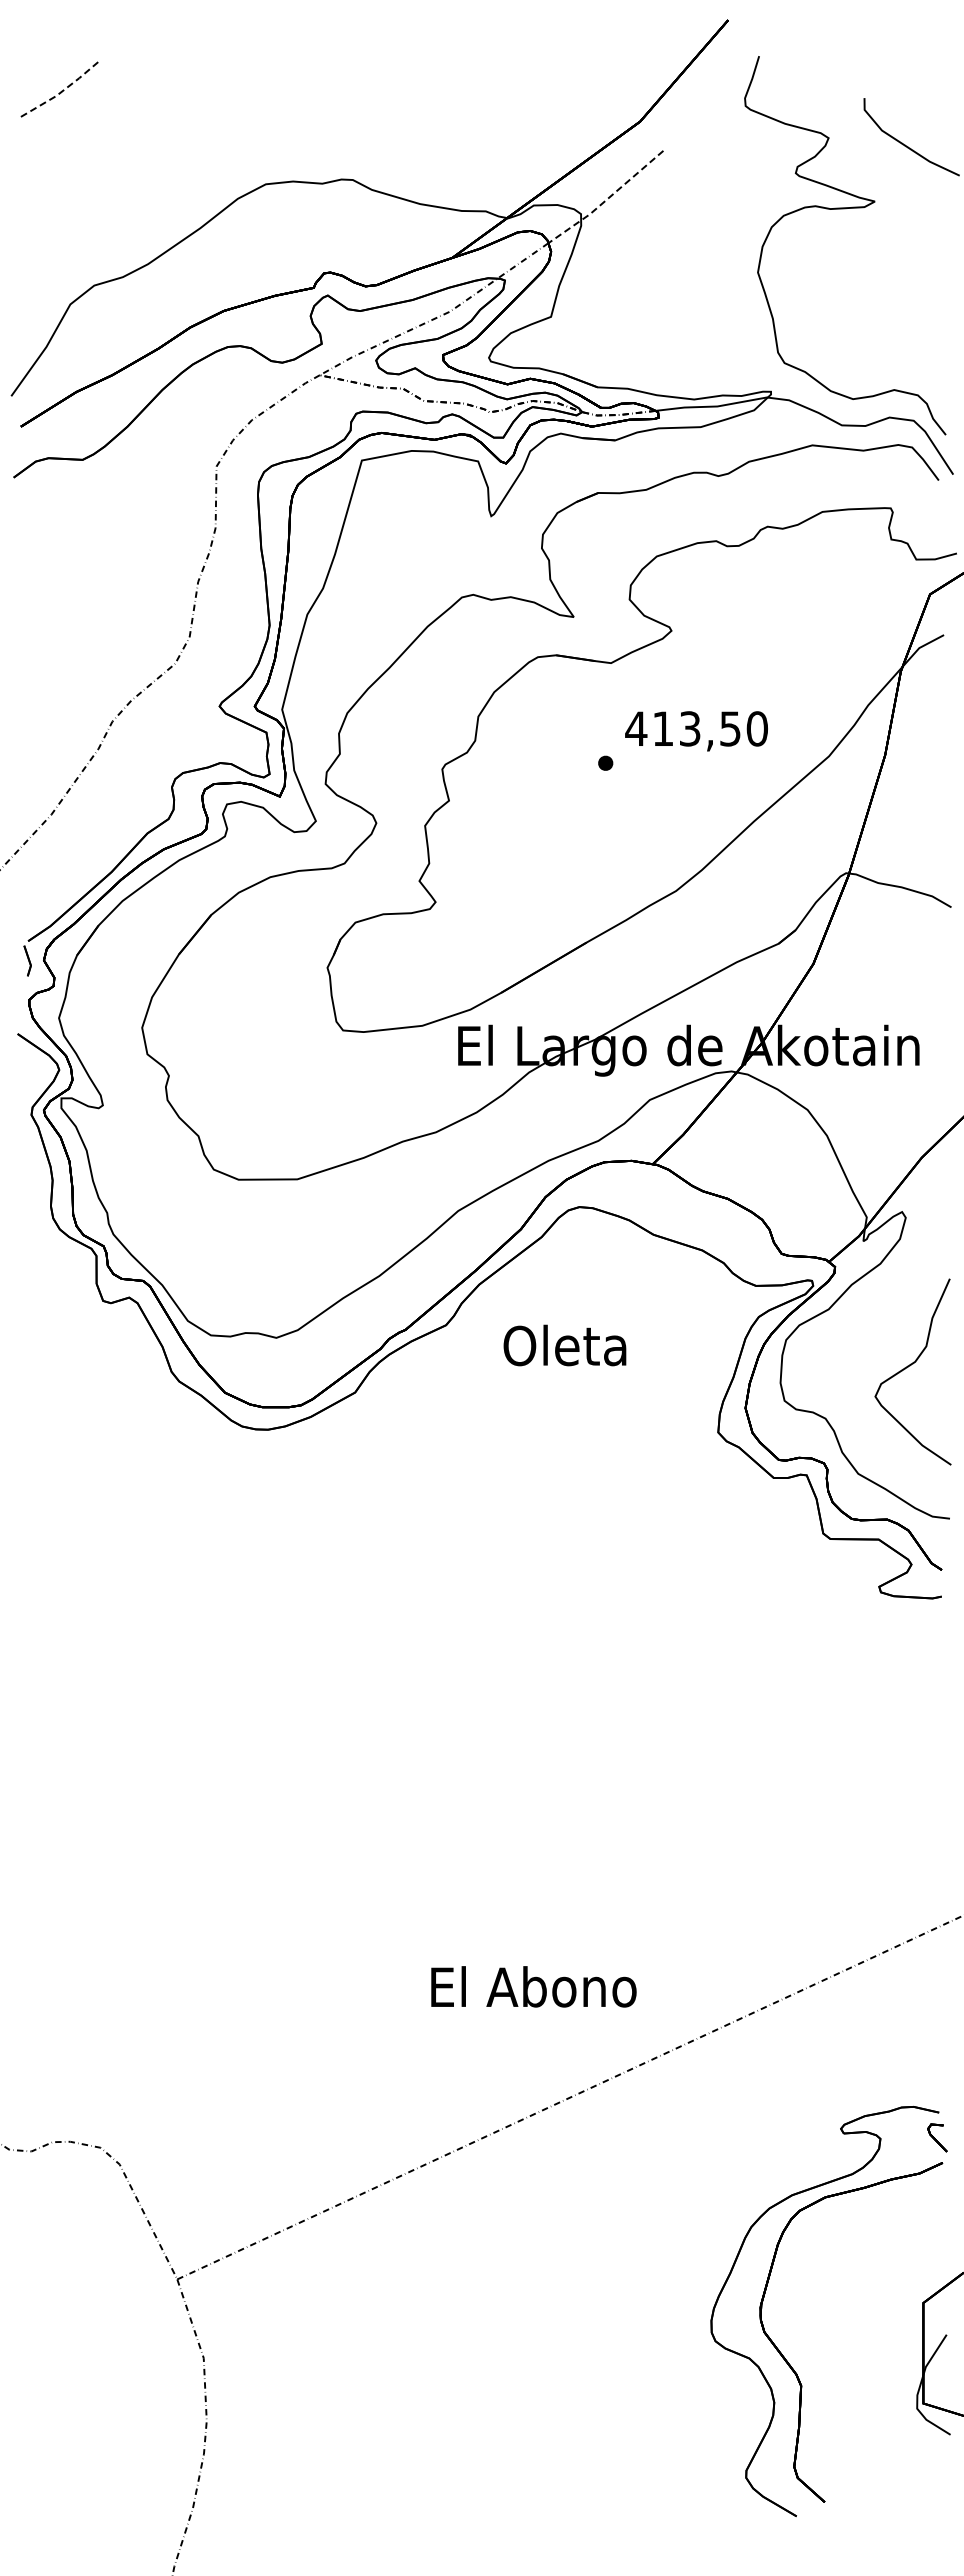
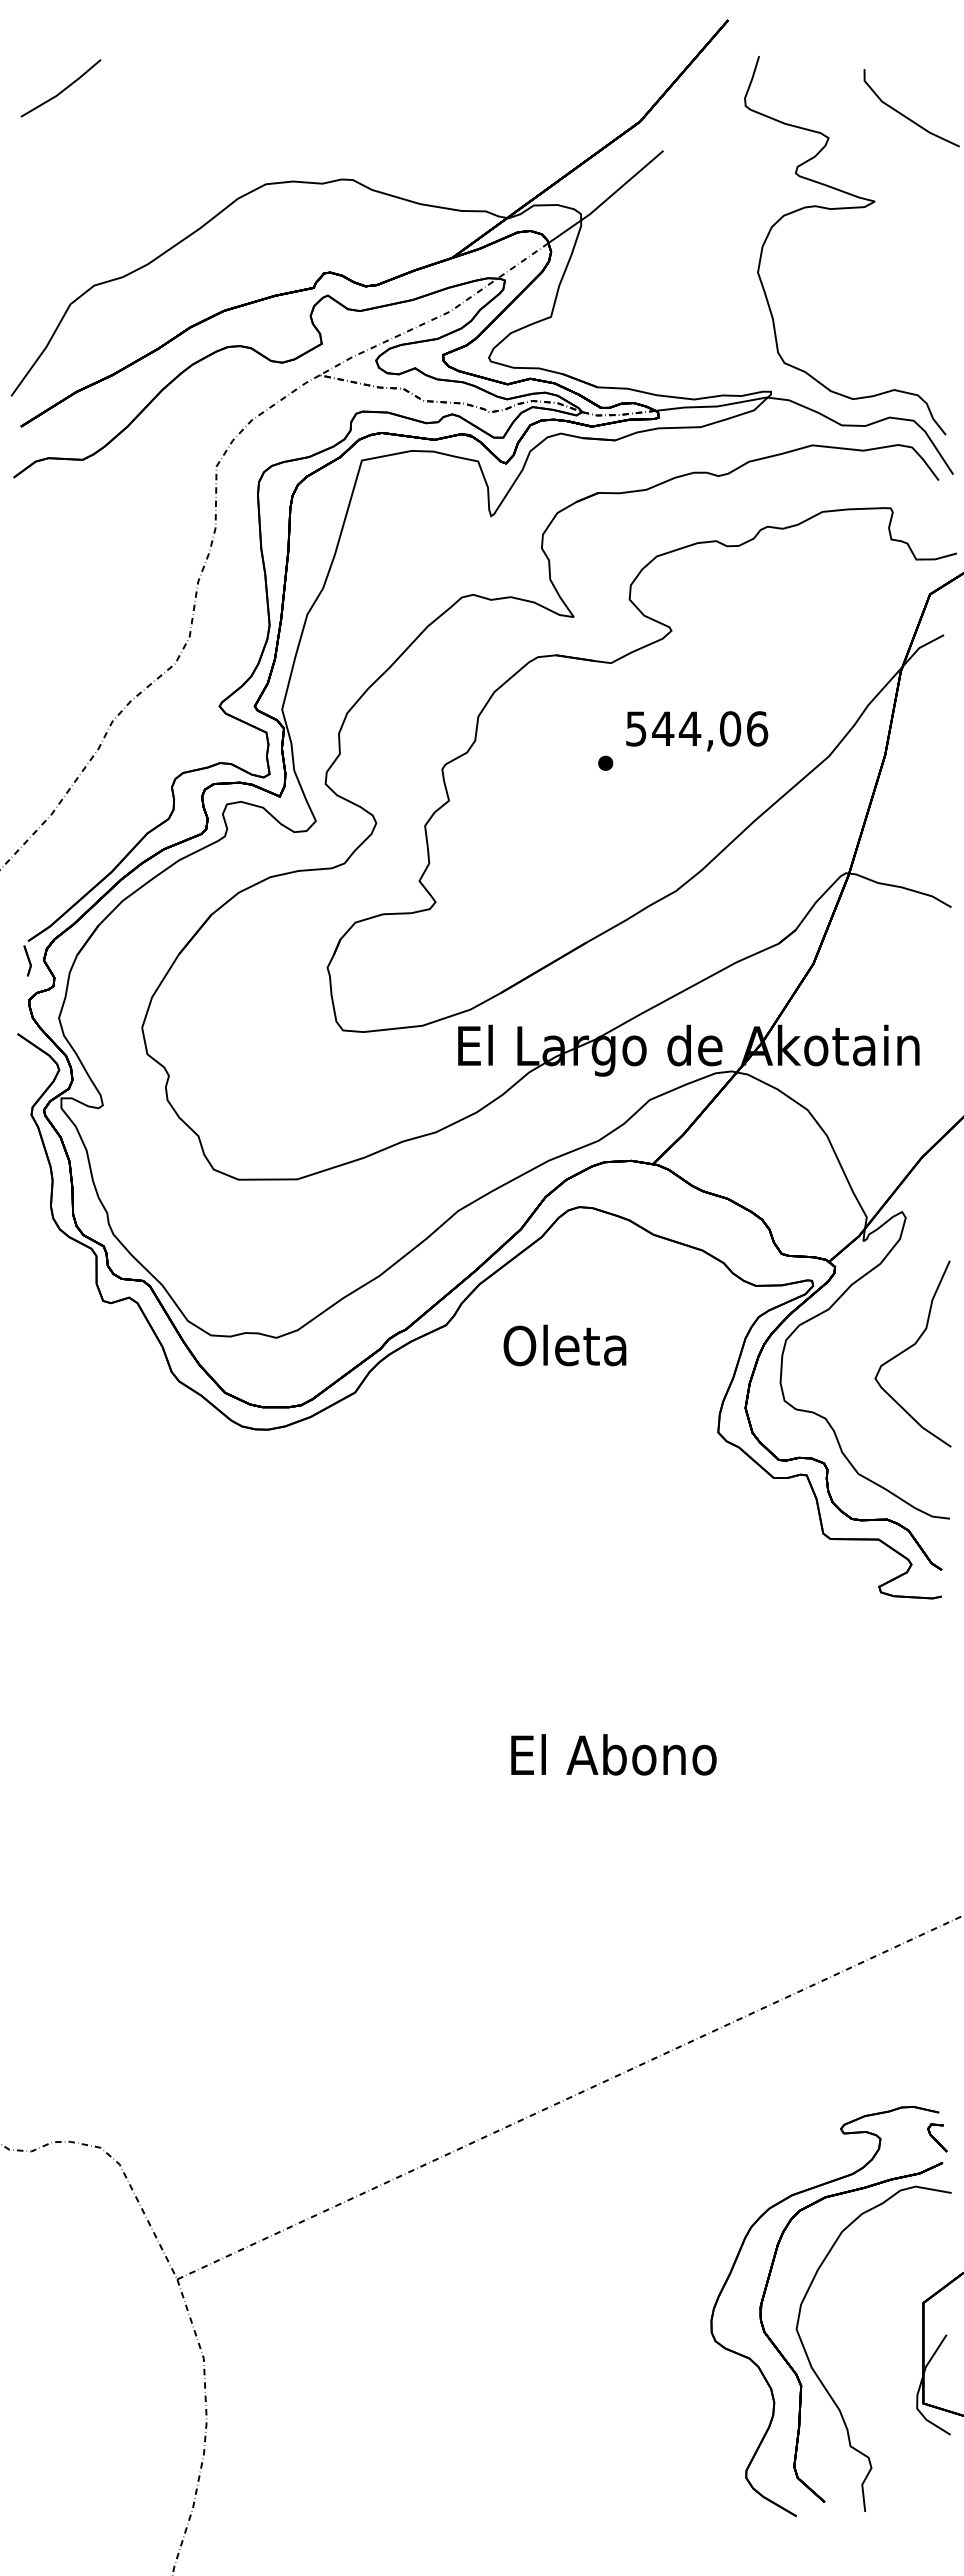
line: dashed -> solid (63, 90)
line position: (905, 144) -> (905, 115) (905, 115)
line: dashed -> solid (607, 199)
text: 413,50 -> 544,06 (696, 728)
curve position: (910, 1366) -> (910, 1348) (910, 1348)
text position: (533, 1986) -> (613, 1754) (613, 1754)
curve: none -> present (823, 2383)
